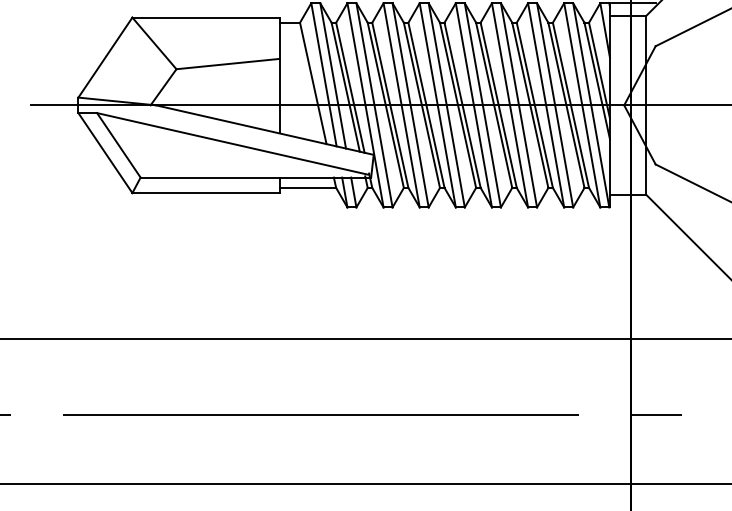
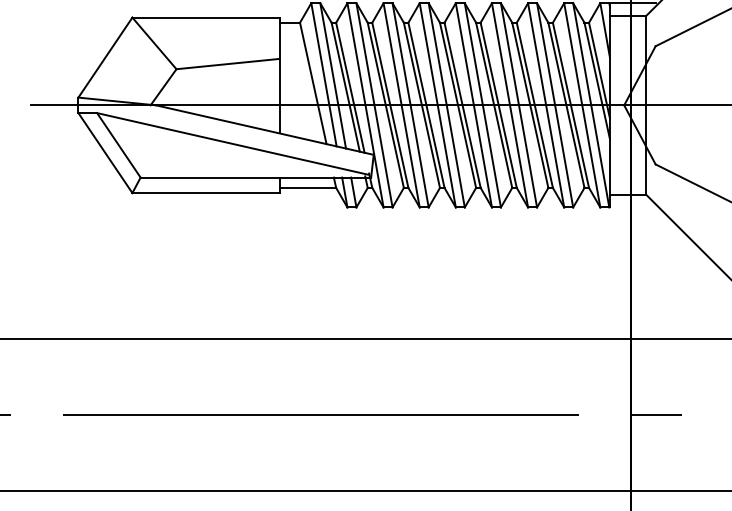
line position: (365, 484) -> (365, 491) (365, 491)
